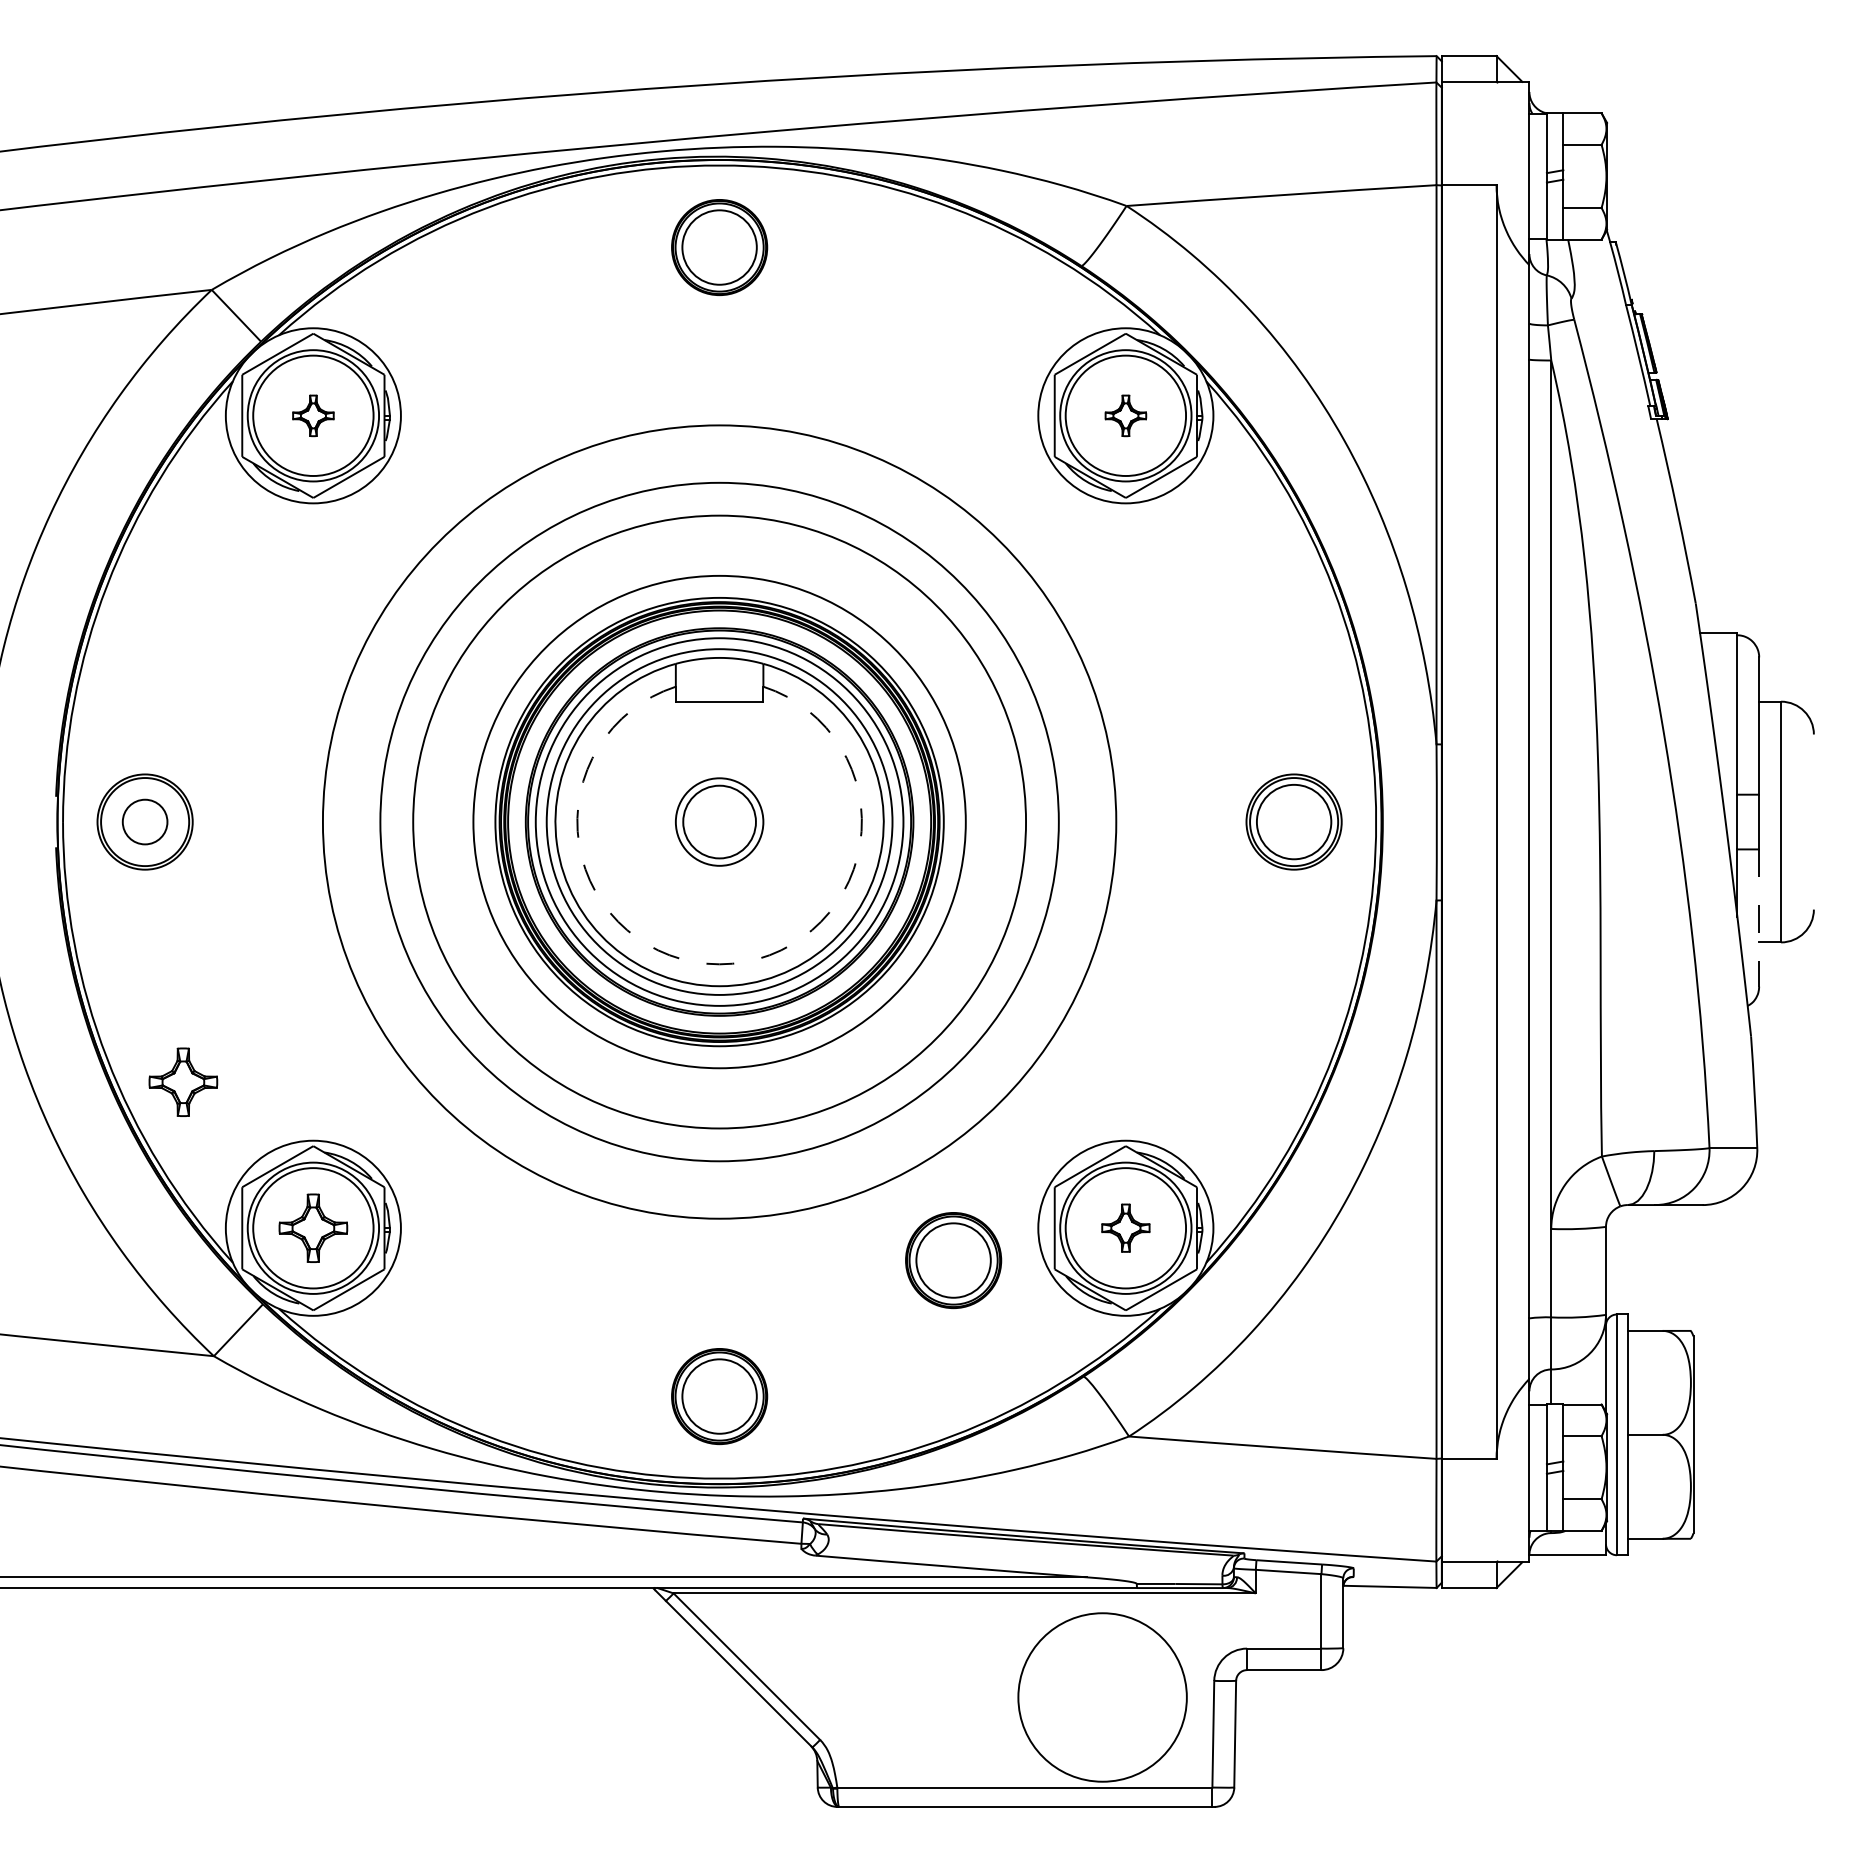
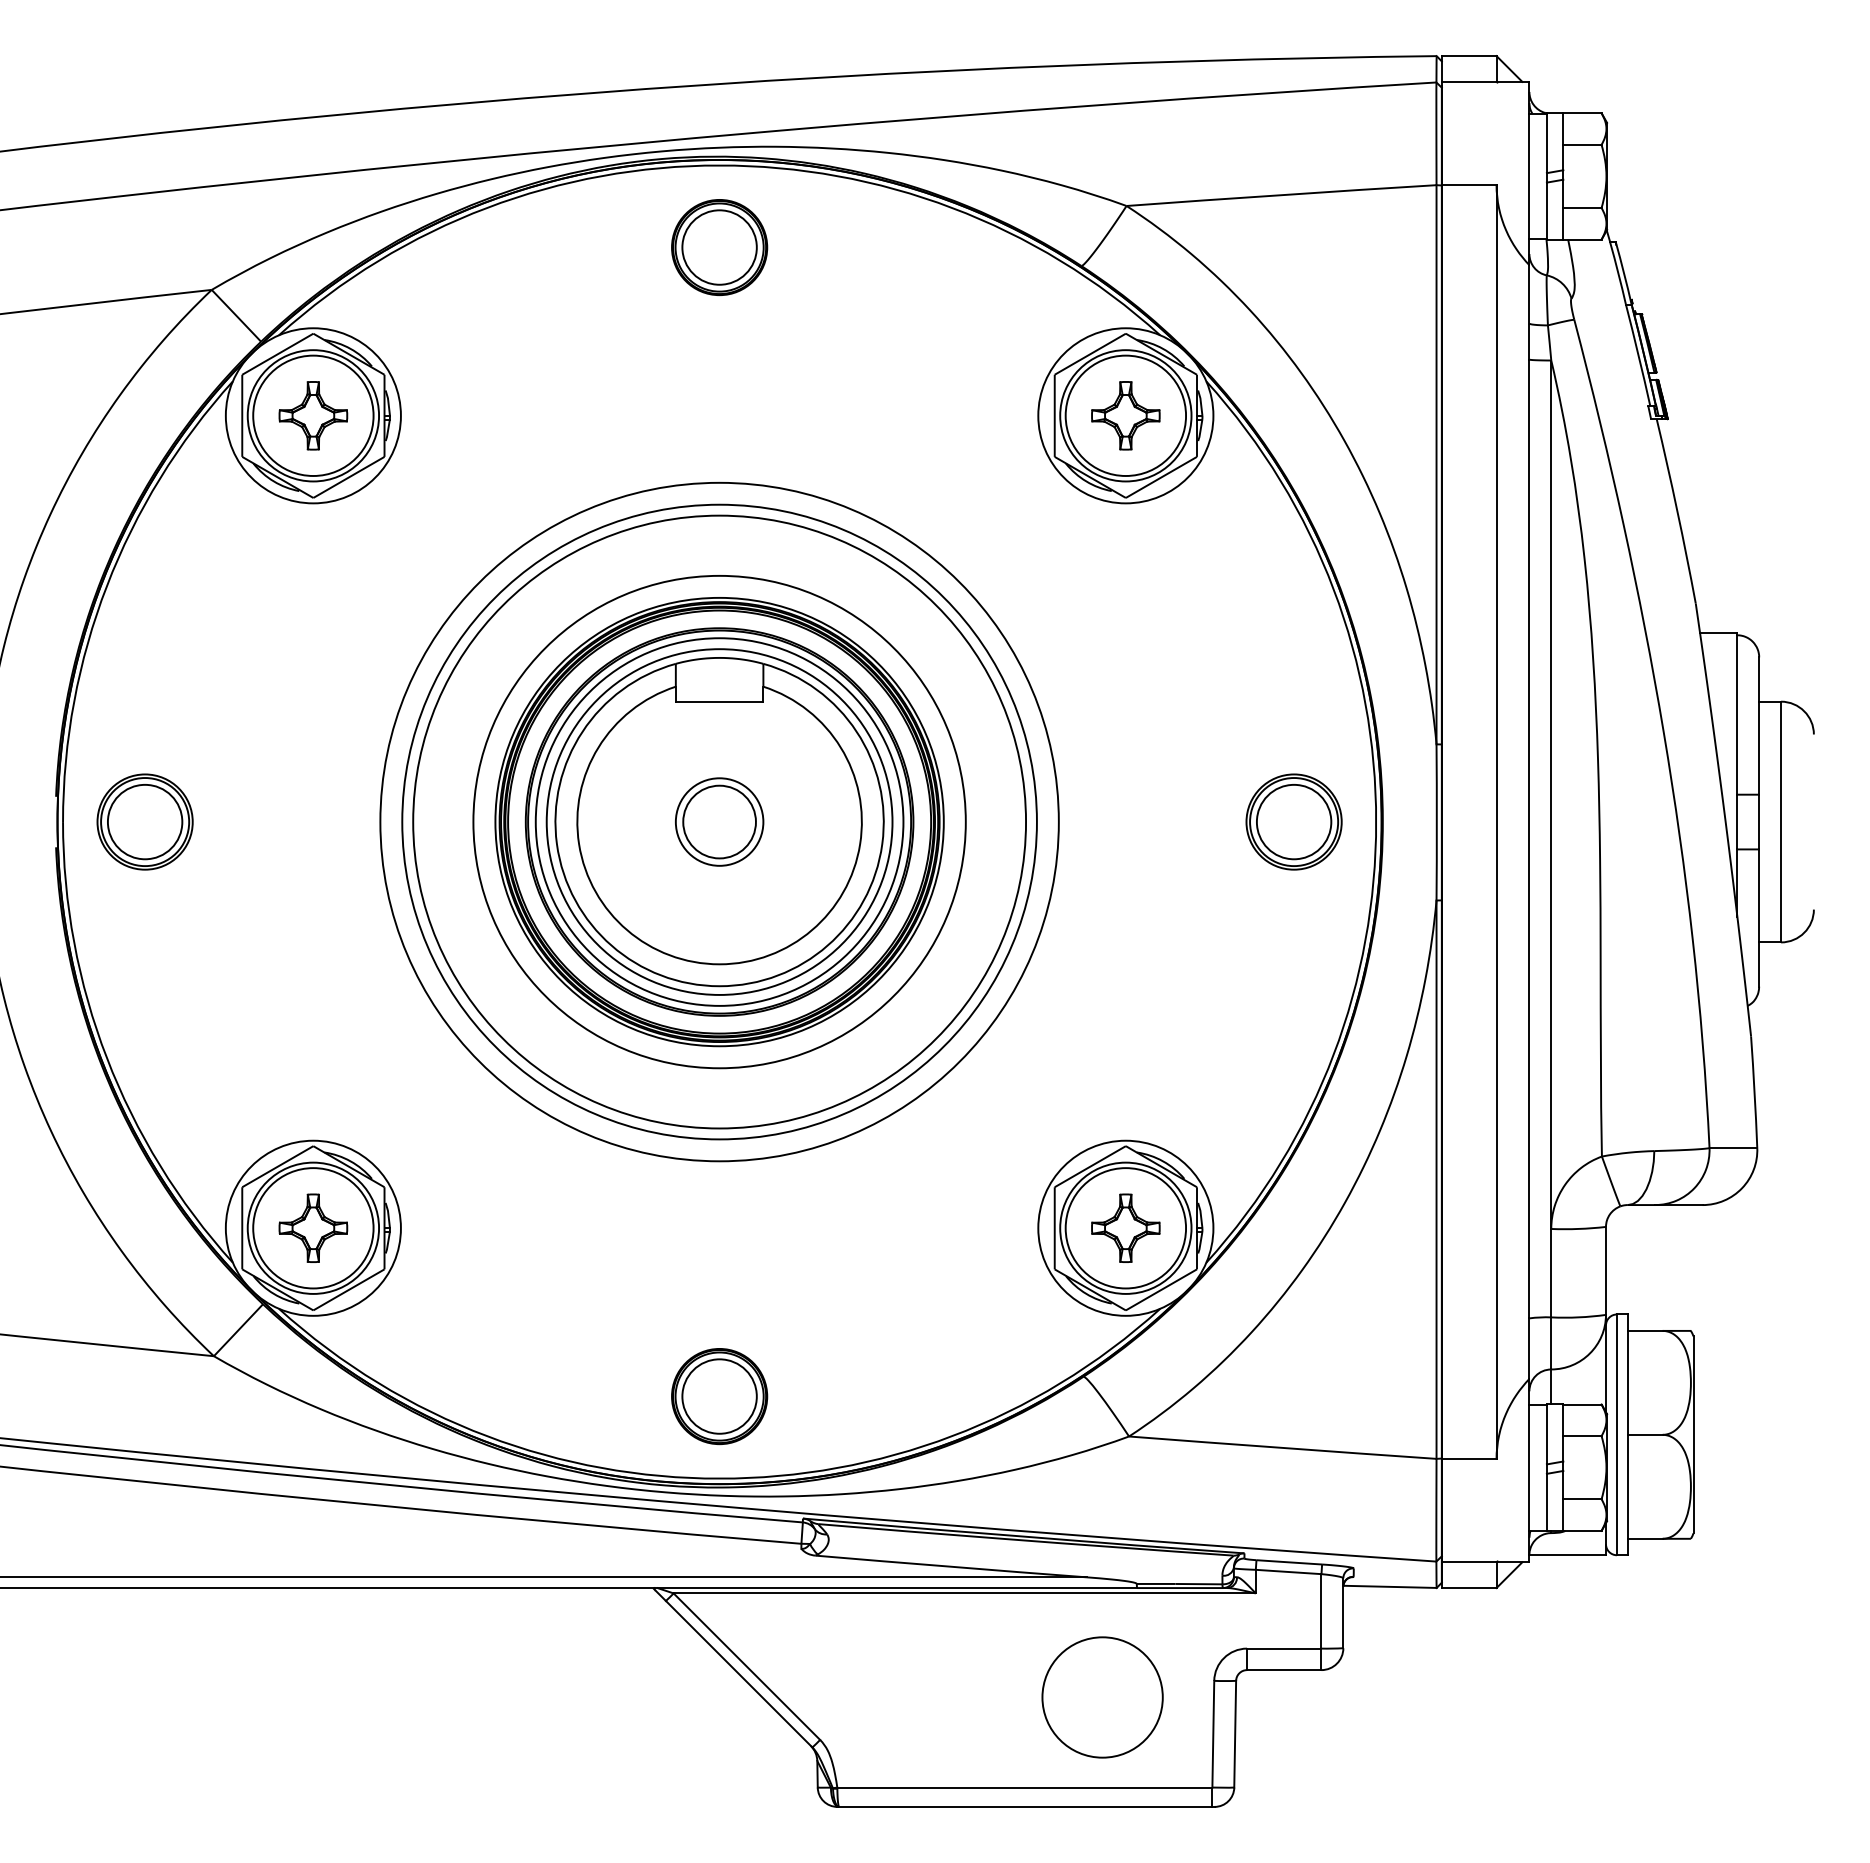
part size: 43x44 px -> 71x70 px (313, 415)
part size: 44x44 px -> 70x70 px (1125, 415)
circle diameter: 45 px -> 74 px (144, 821)
circle diameter: 793 px -> 635 px (719, 821)
line: dashed -> solid (1759, 918)
arc: dashed -> solid (719, 964)
part: present -> none (183, 1081)
part size: 50x50 px -> 70x70 px (1125, 1227)
part: present -> none (953, 1260)
circle diameter: 168 px -> 120 px (1102, 1697)
